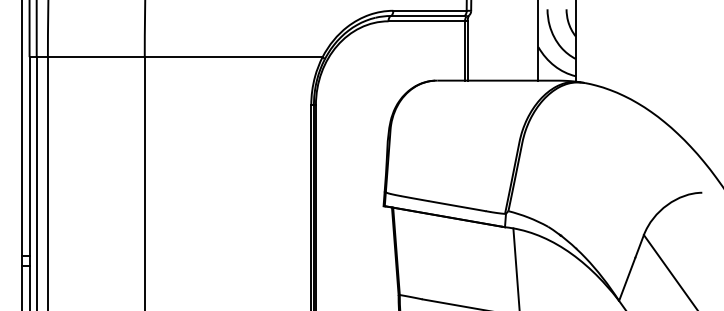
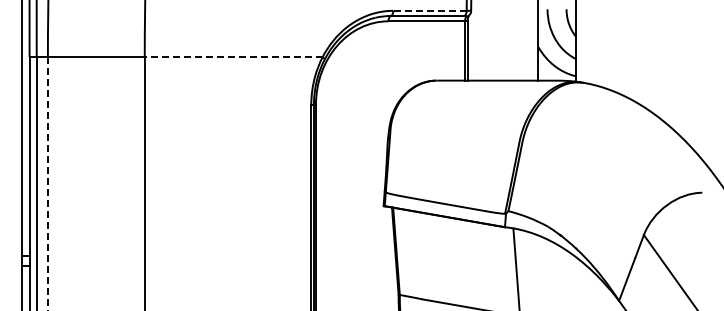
line: solid -> dashed (430, 10)
line: solid -> dashed (233, 57)
line: solid -> dashed (47, 183)
